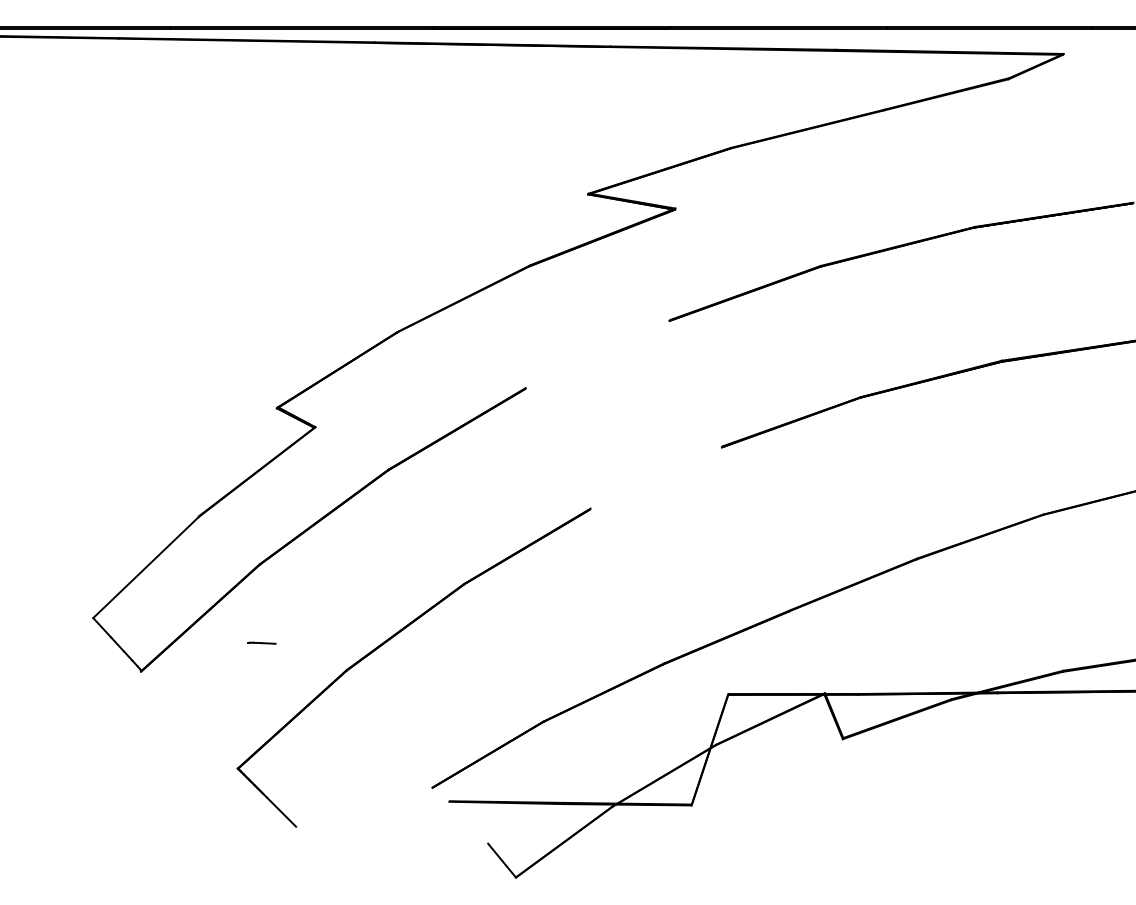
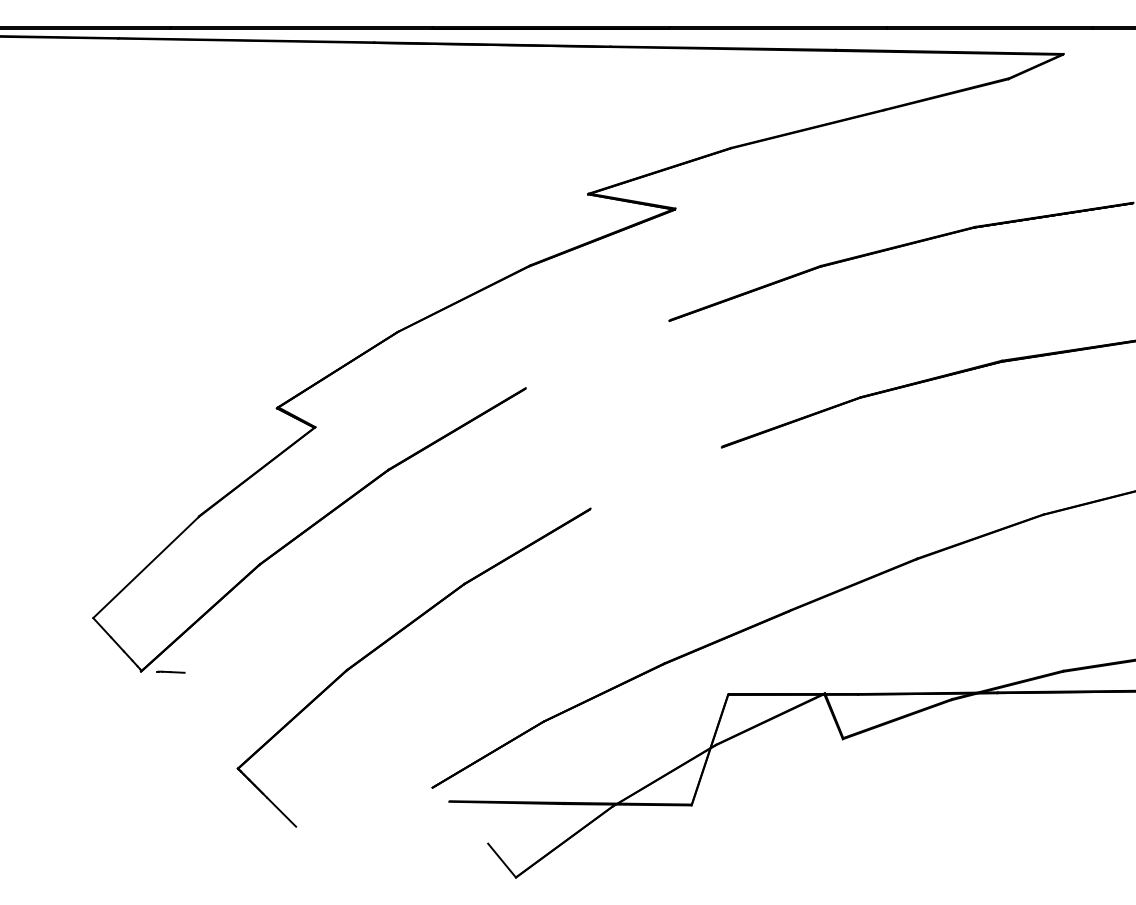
line position: (261, 642) -> (170, 671) (170, 671)
